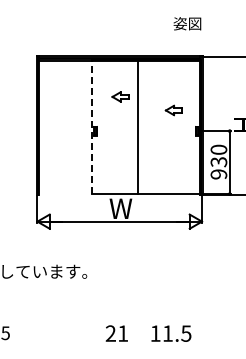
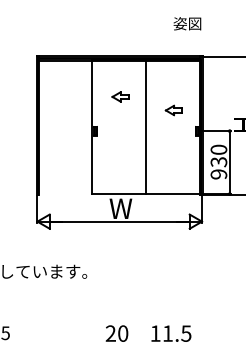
line: dashed -> solid (92, 127)
line position: (137, 127) -> (145, 127) (145, 127)
text: 21 -> 20 (123, 333)
